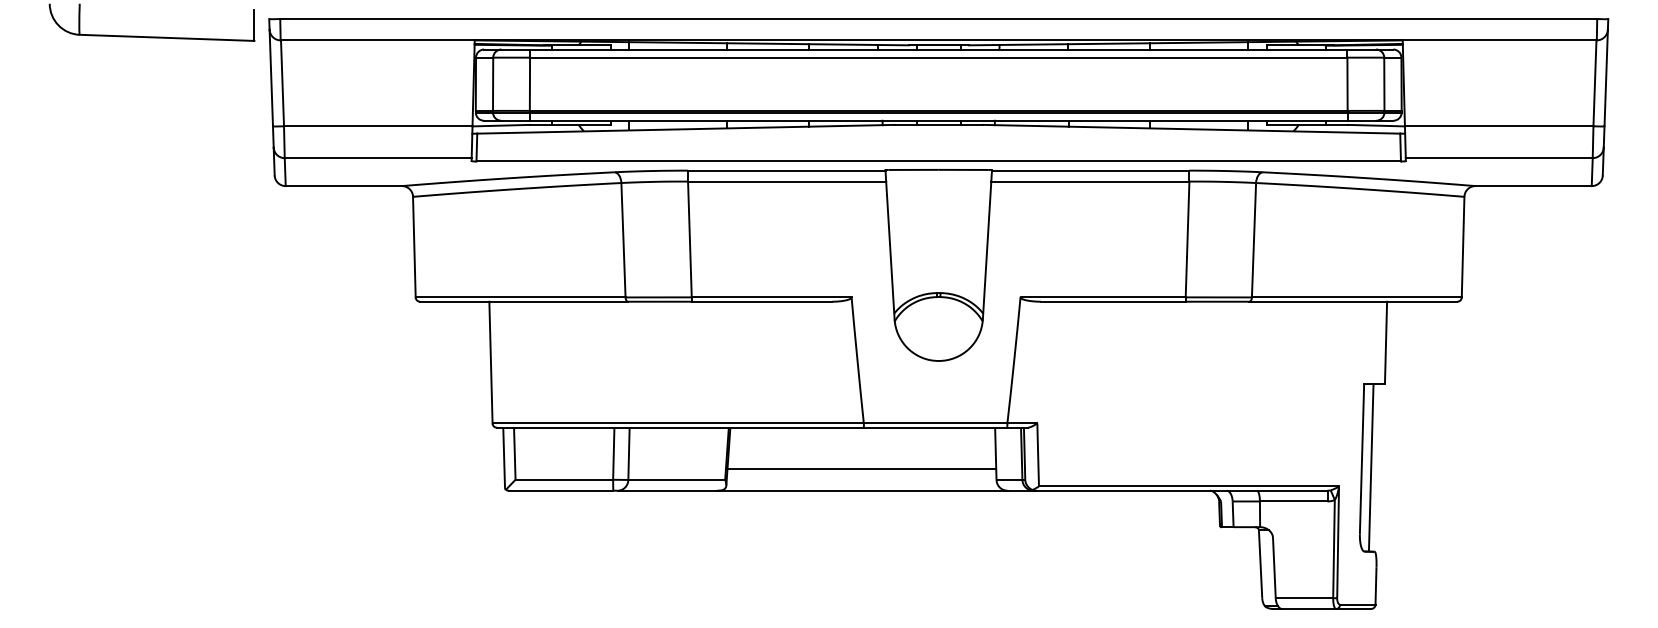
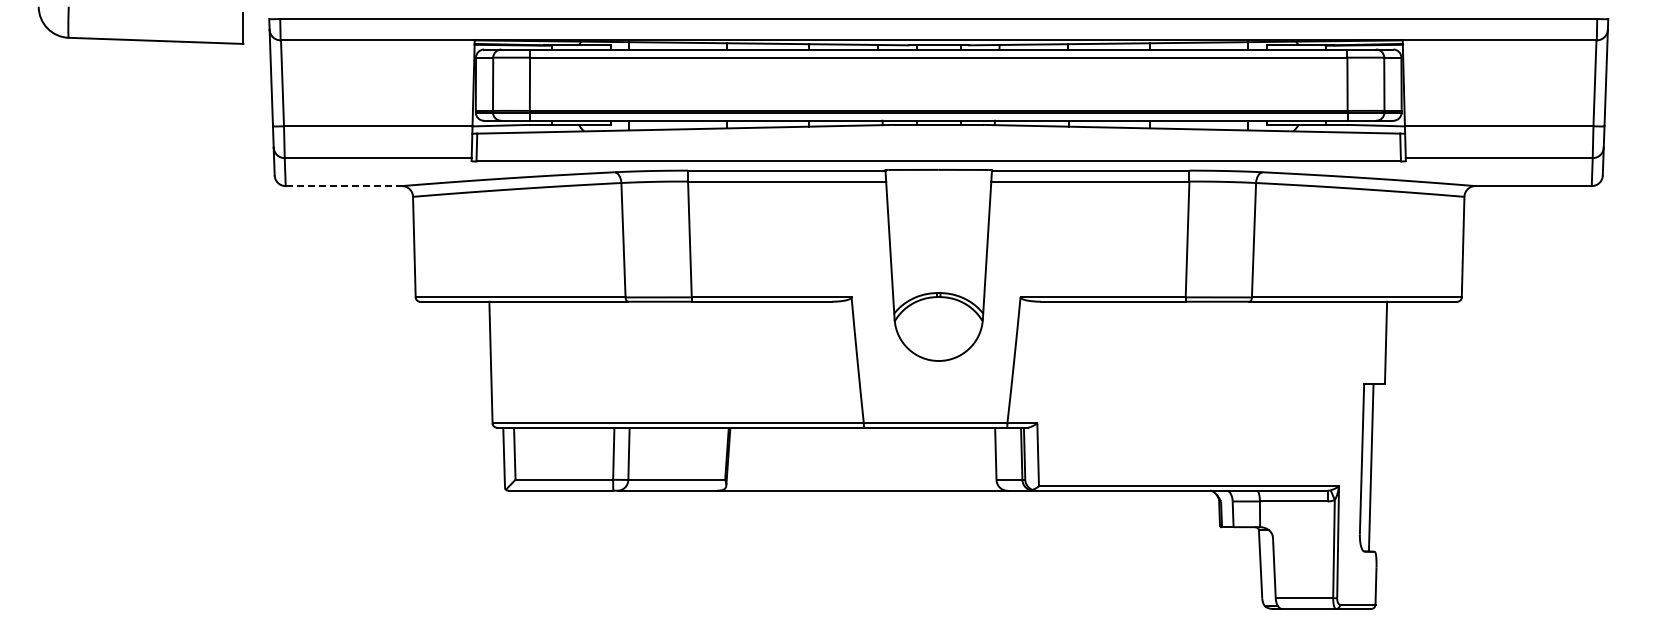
part position: (151, 36) -> (140, 39) (140, 39)
line: solid -> dashed (344, 186)
line: present -> none (861, 469)
